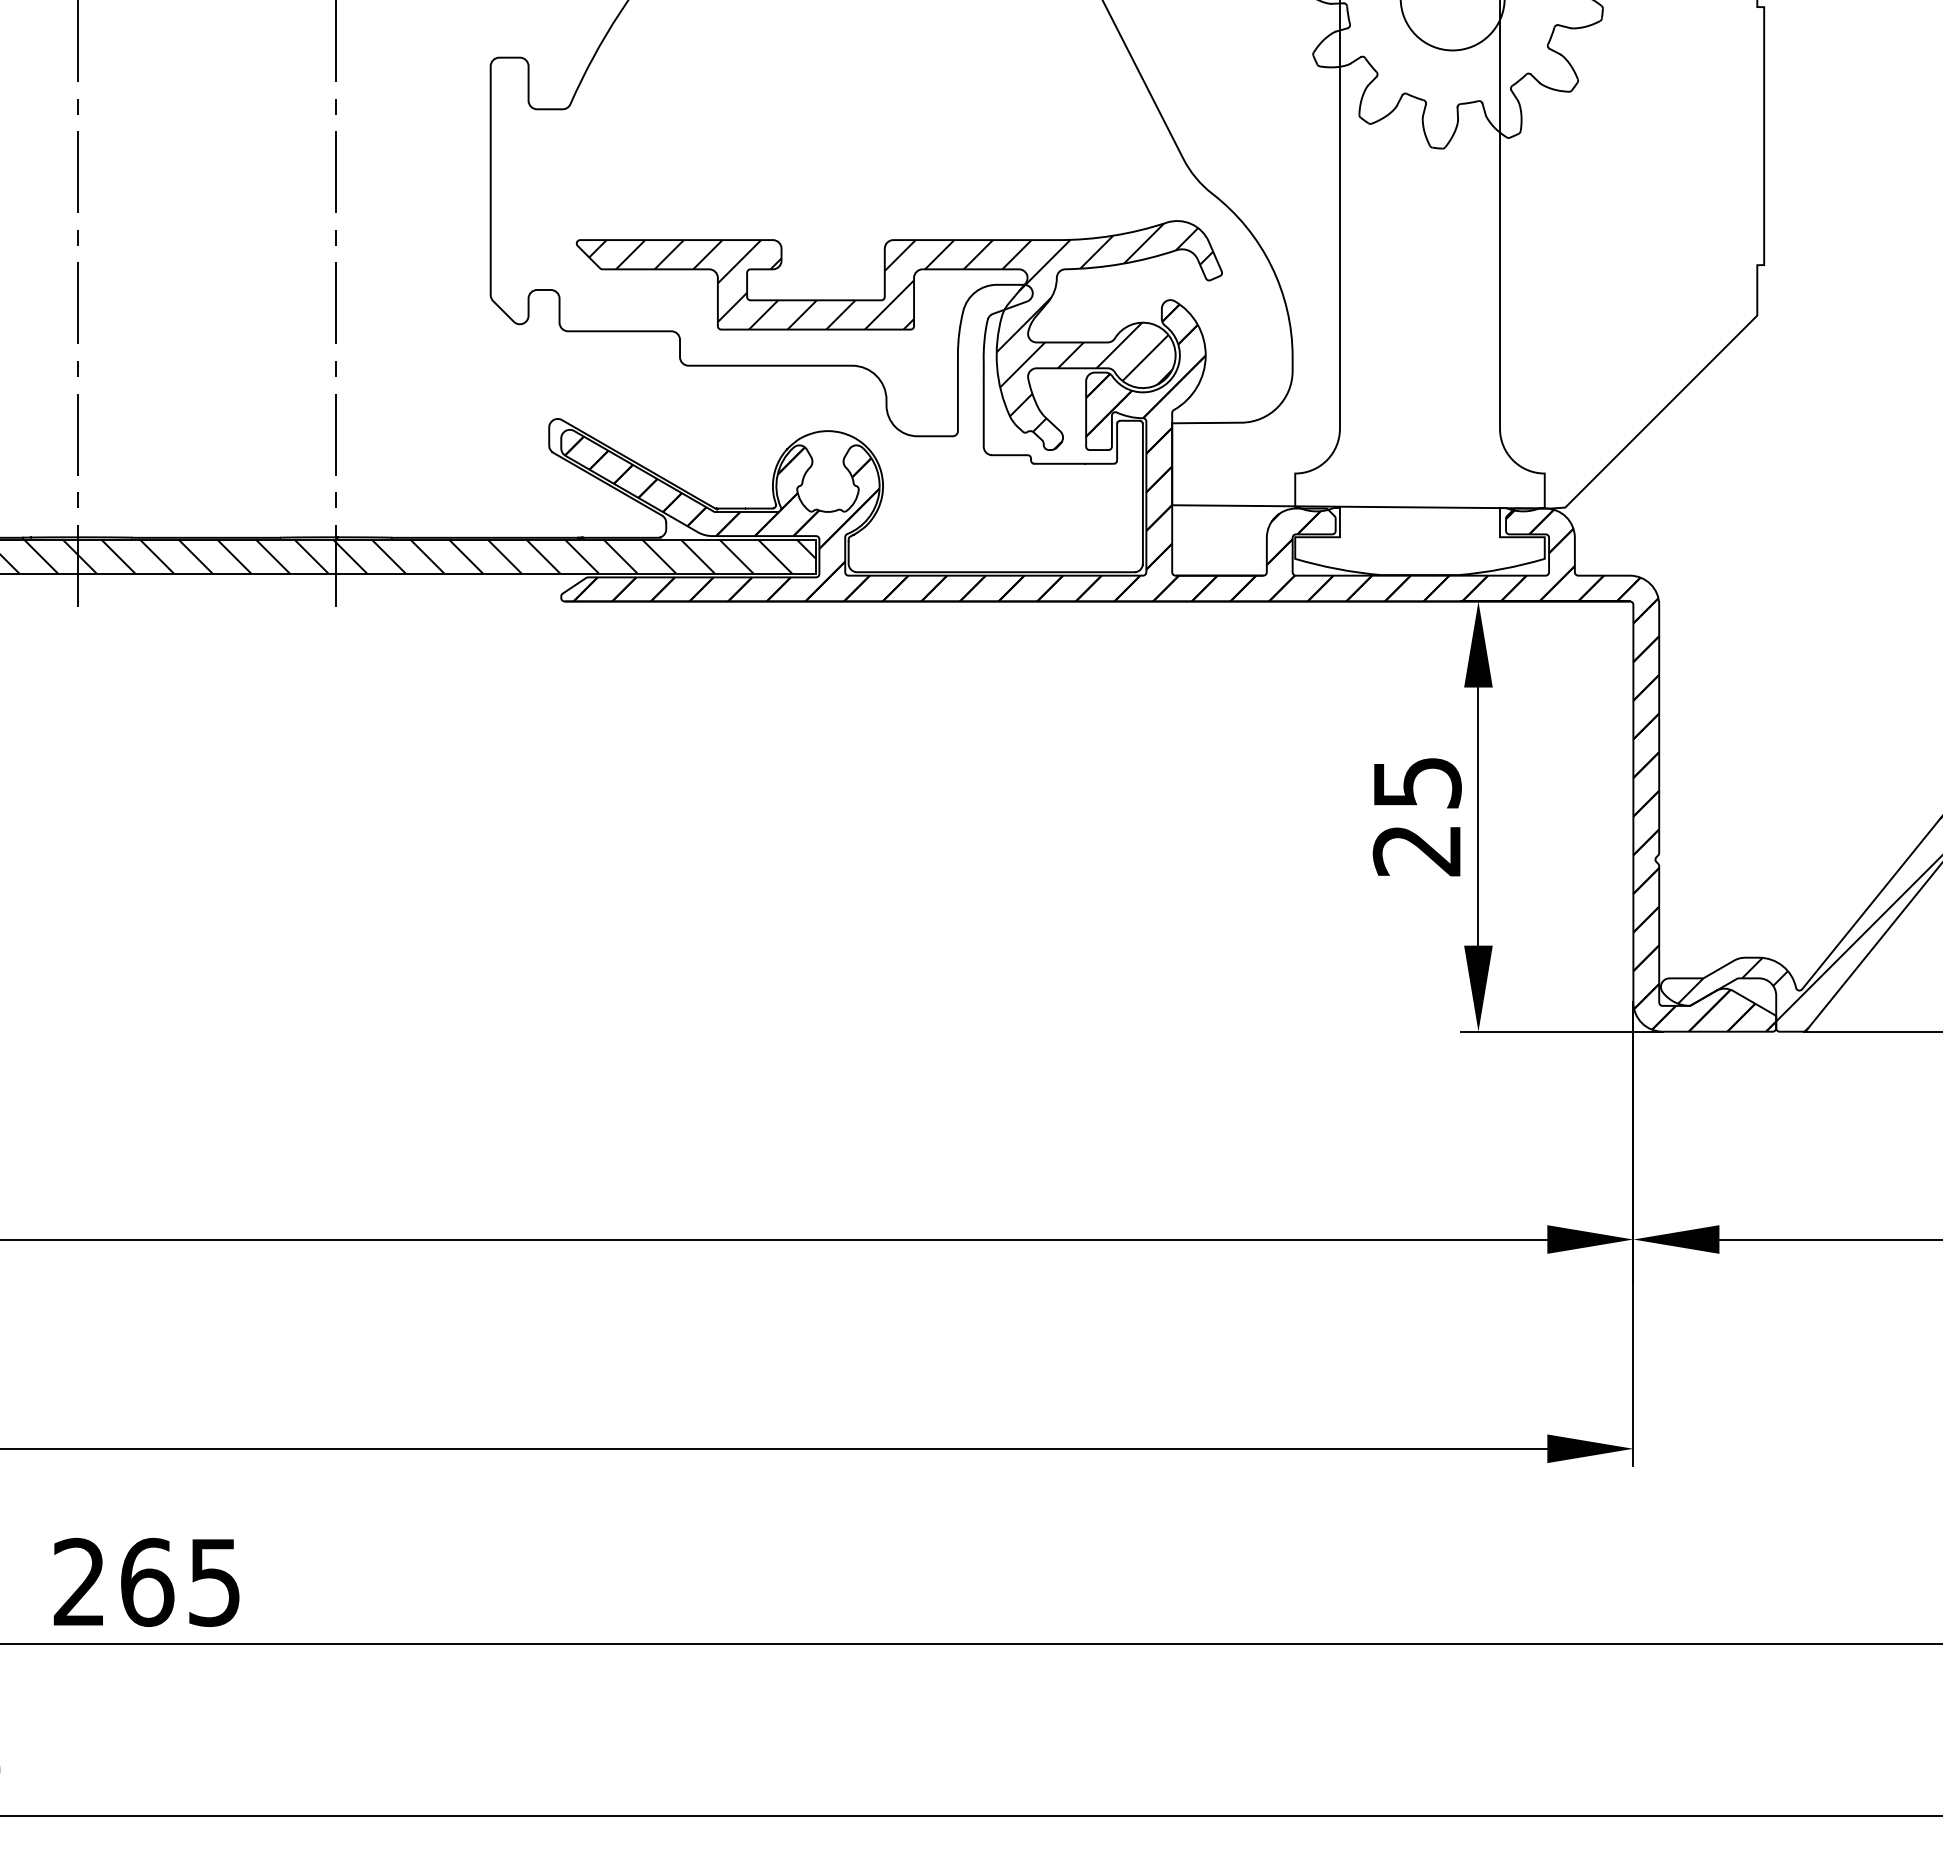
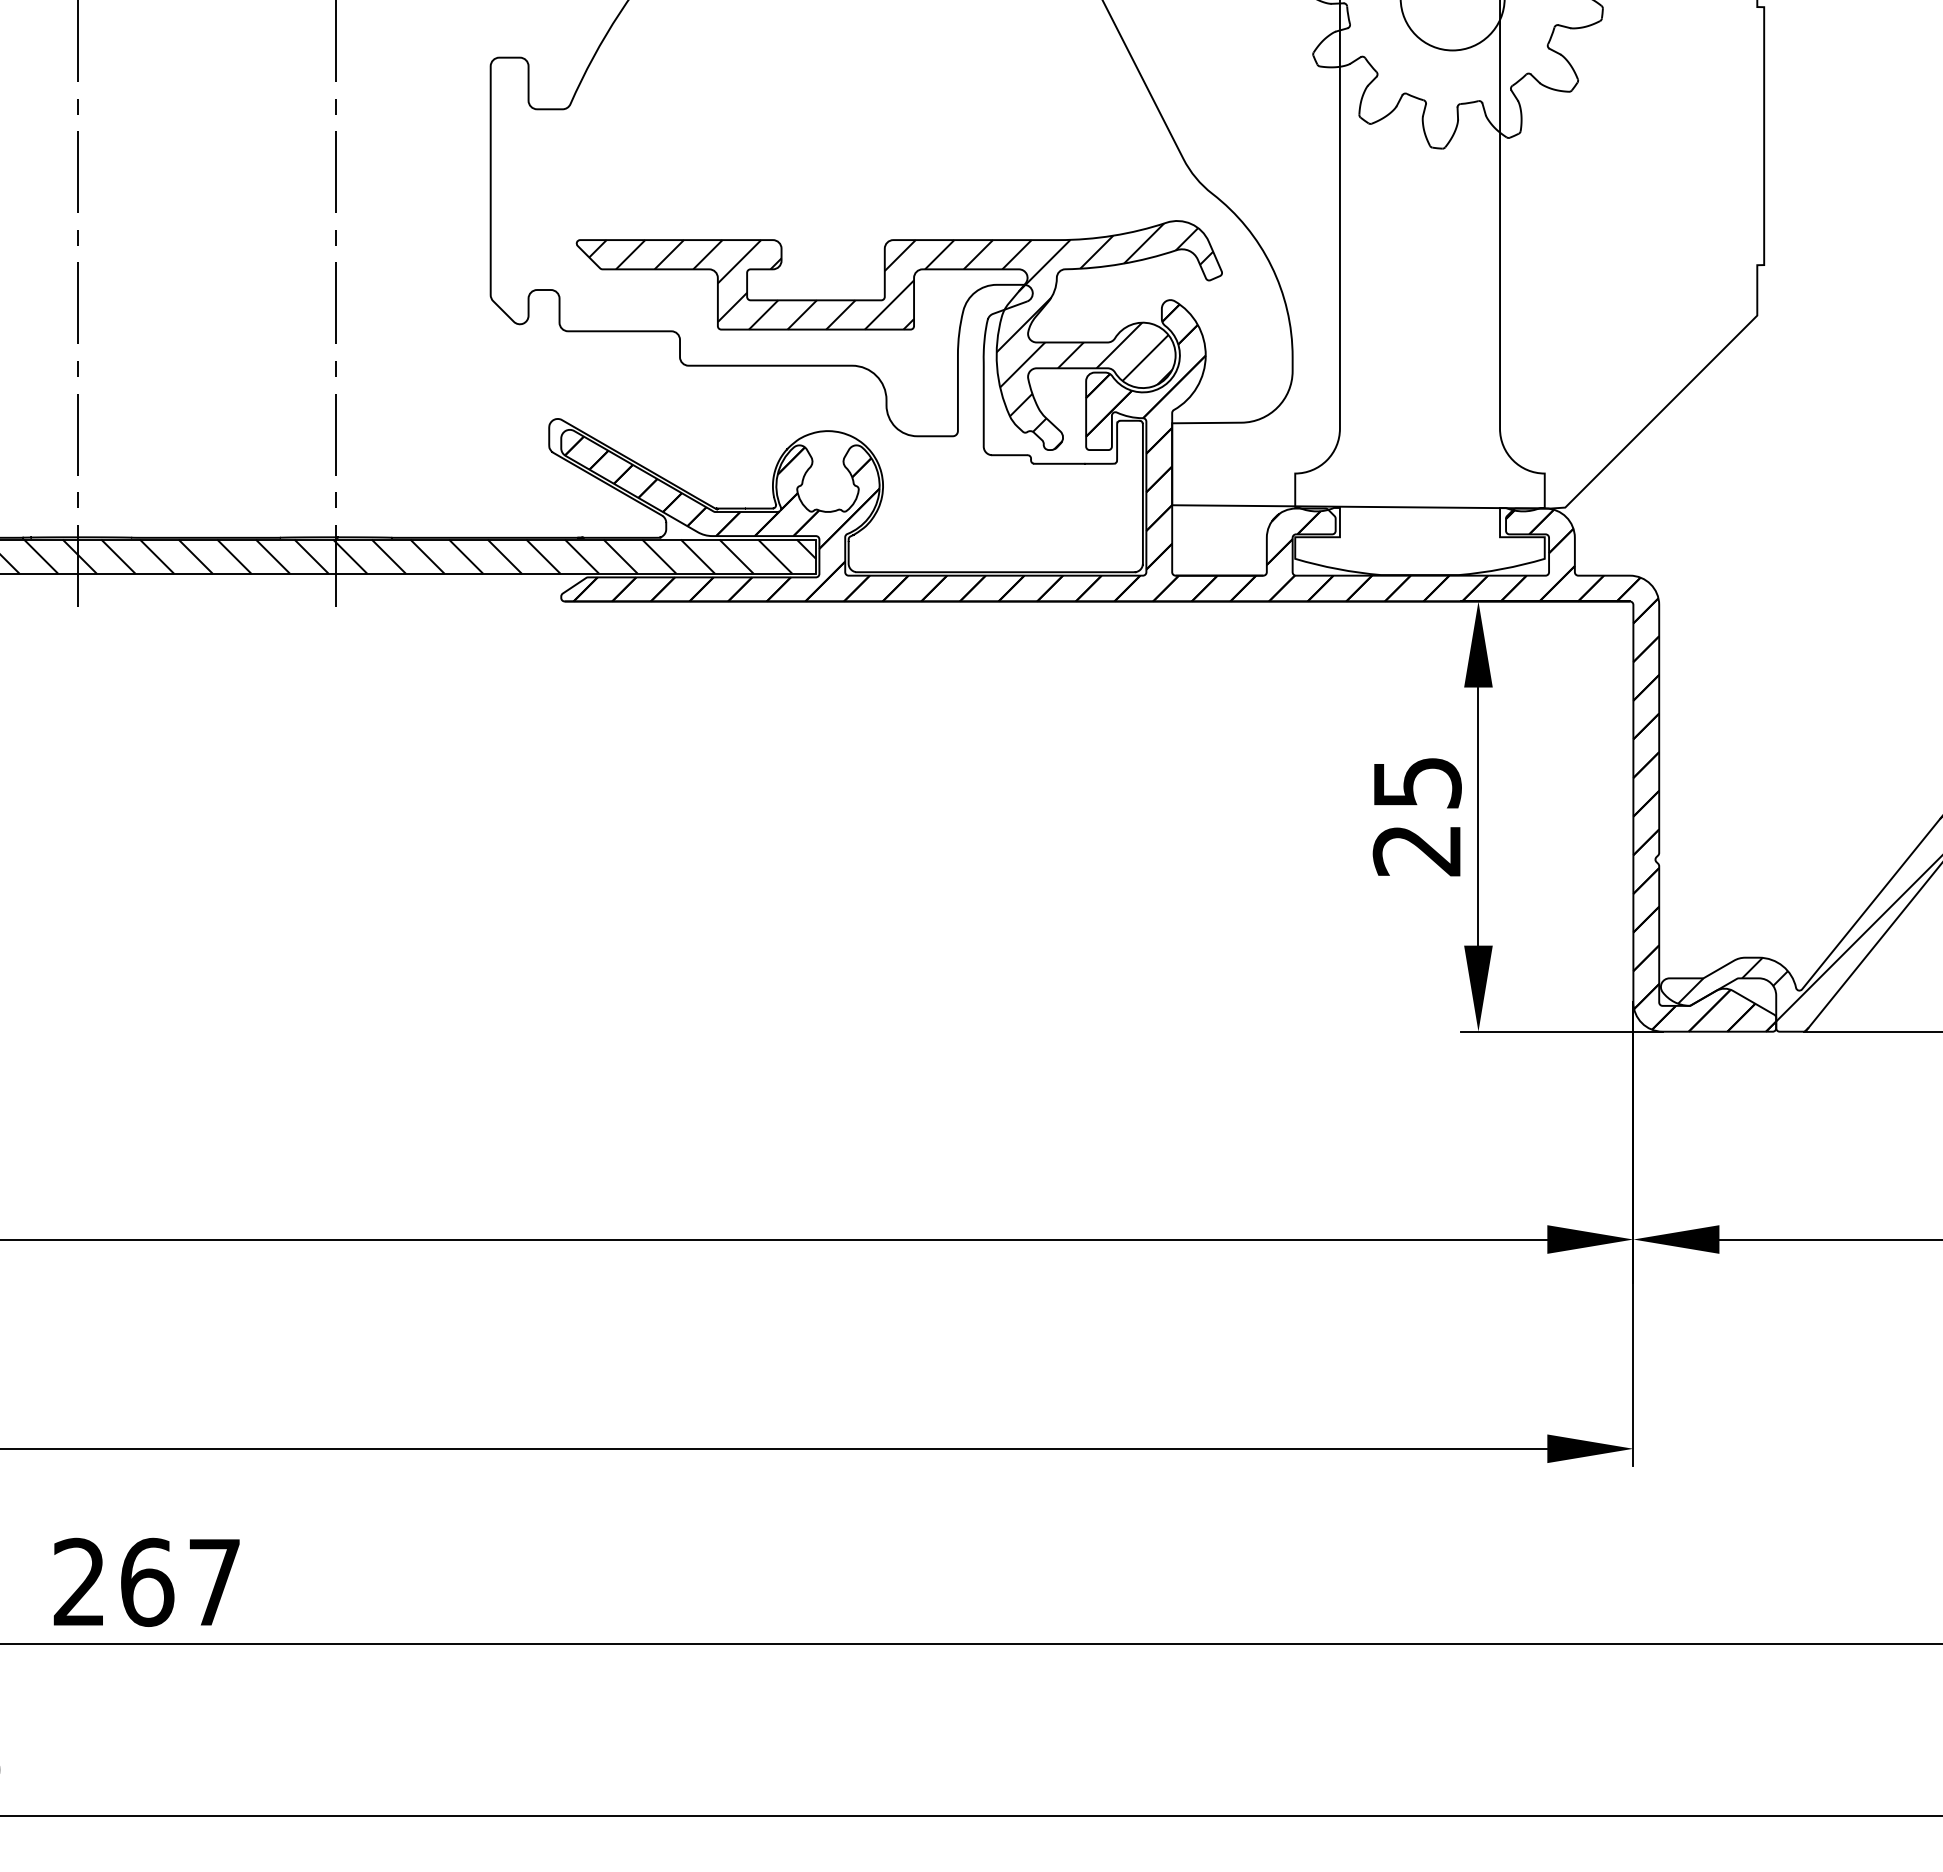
text: 265 -> 267 (214, 1582)
